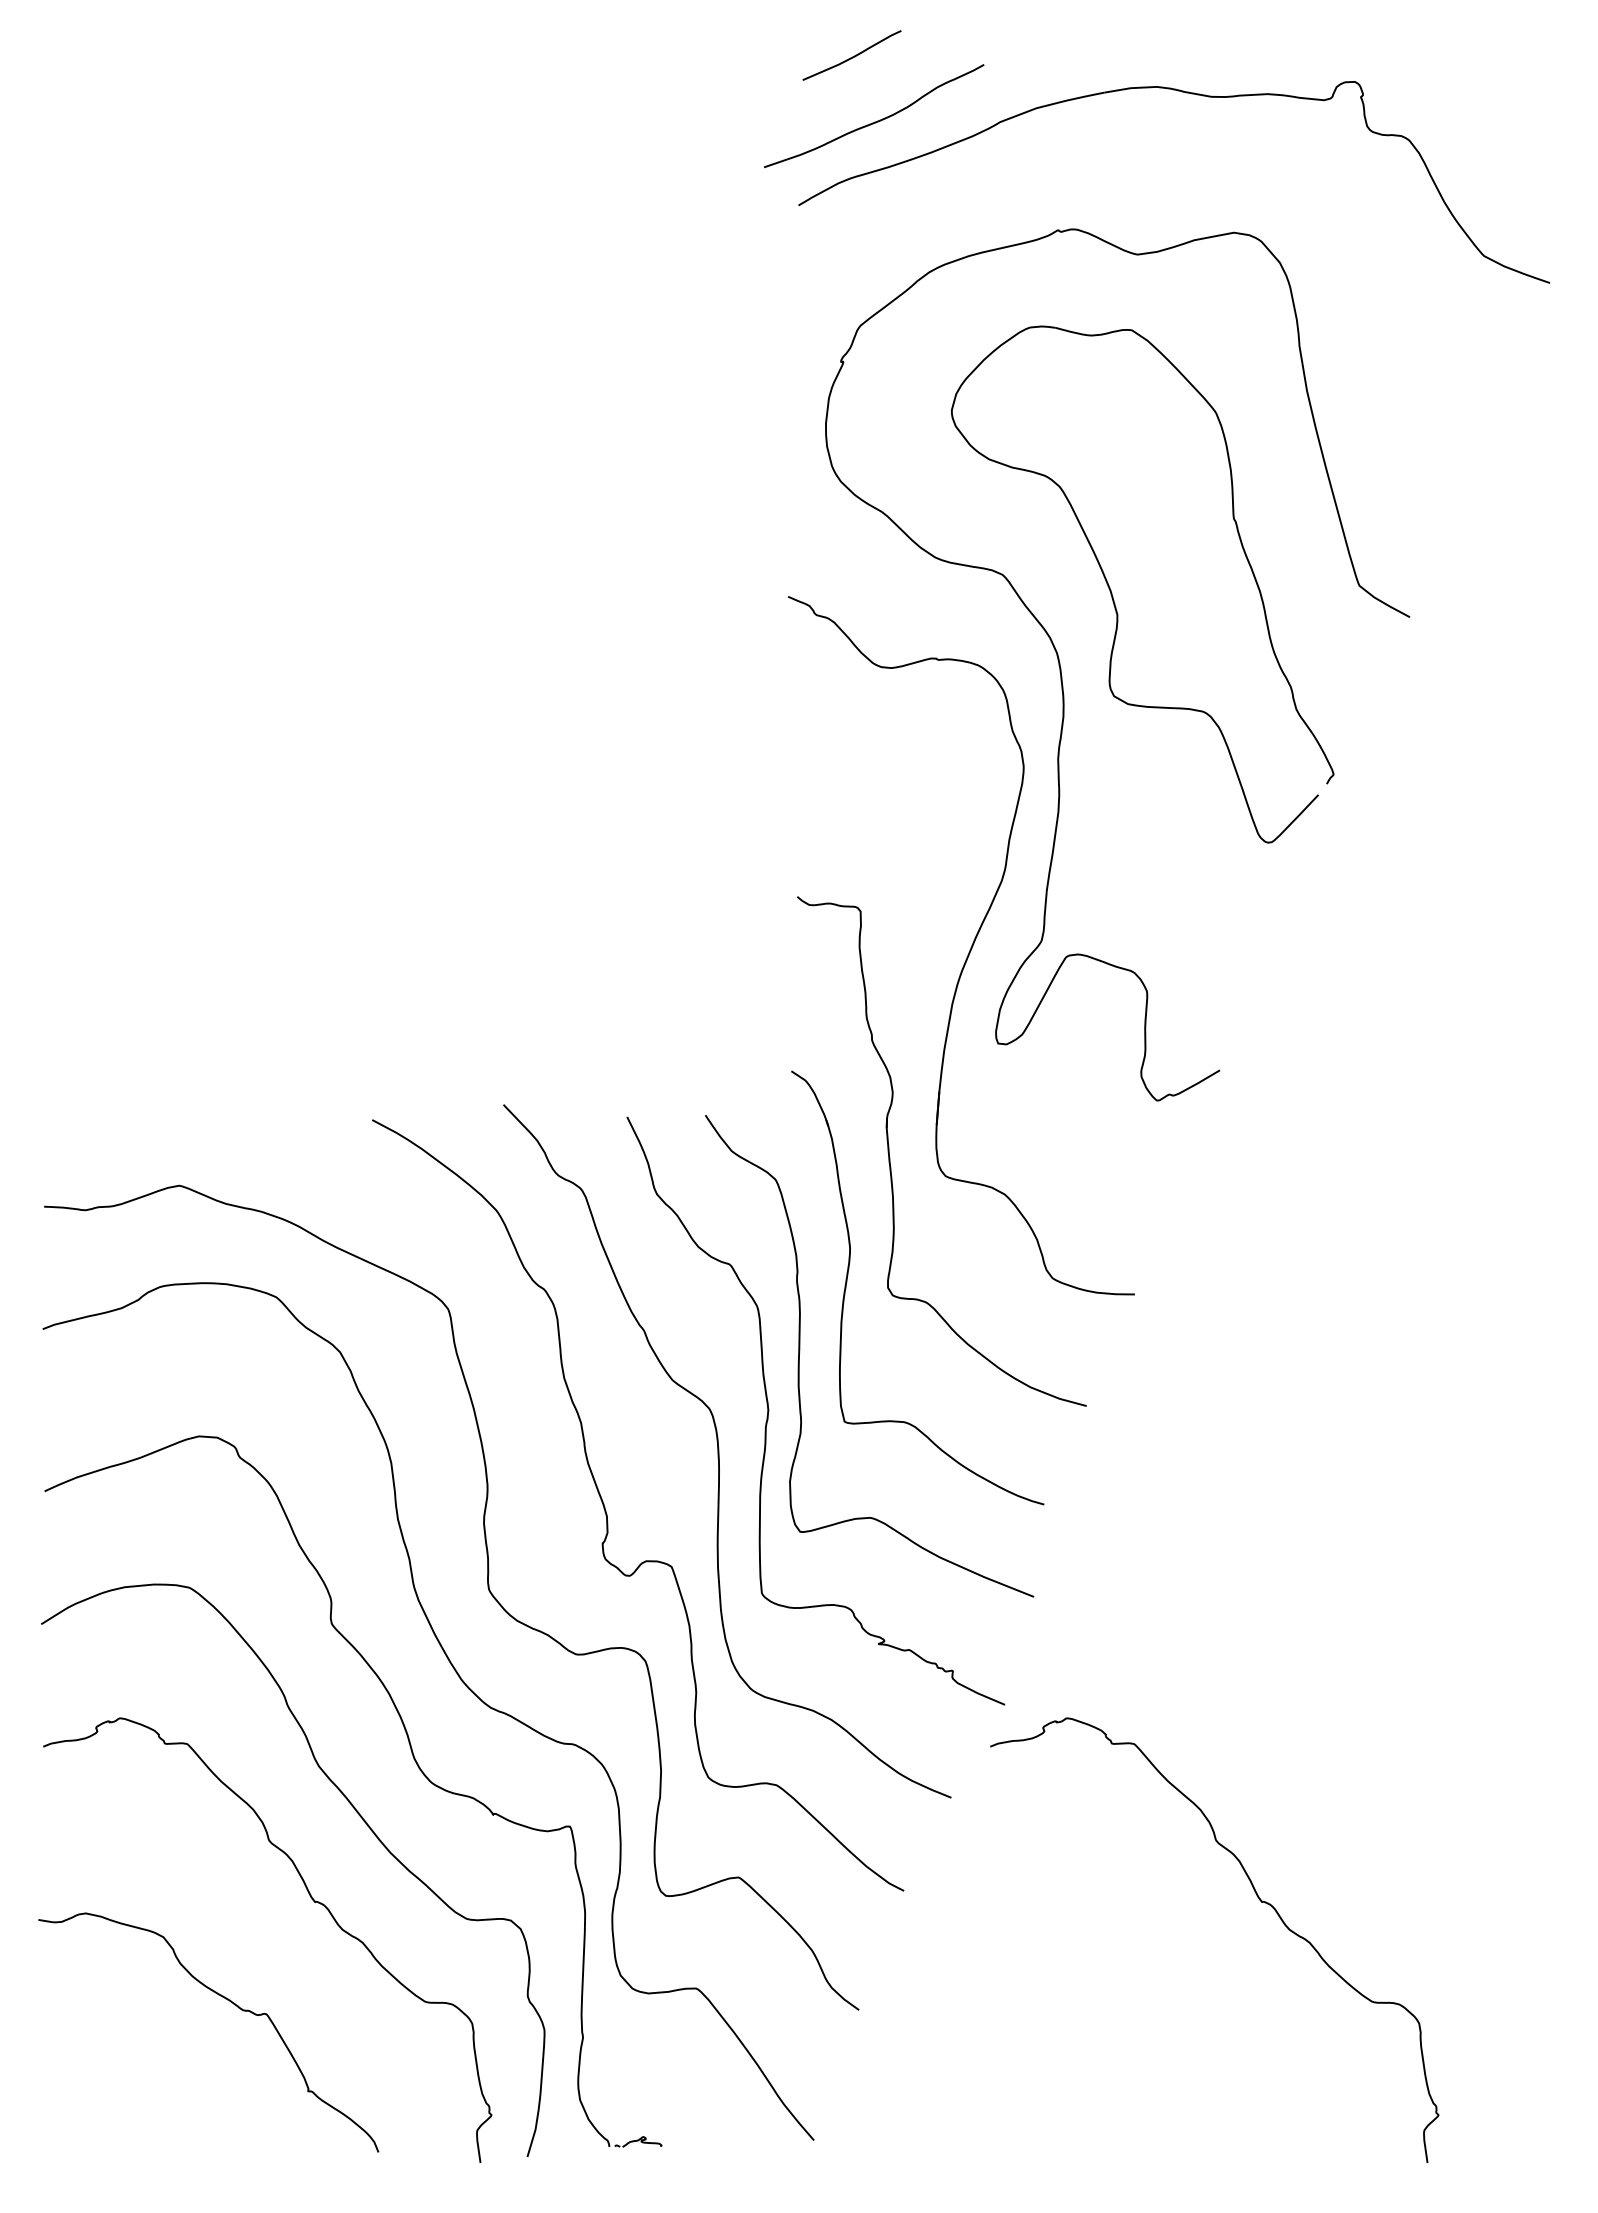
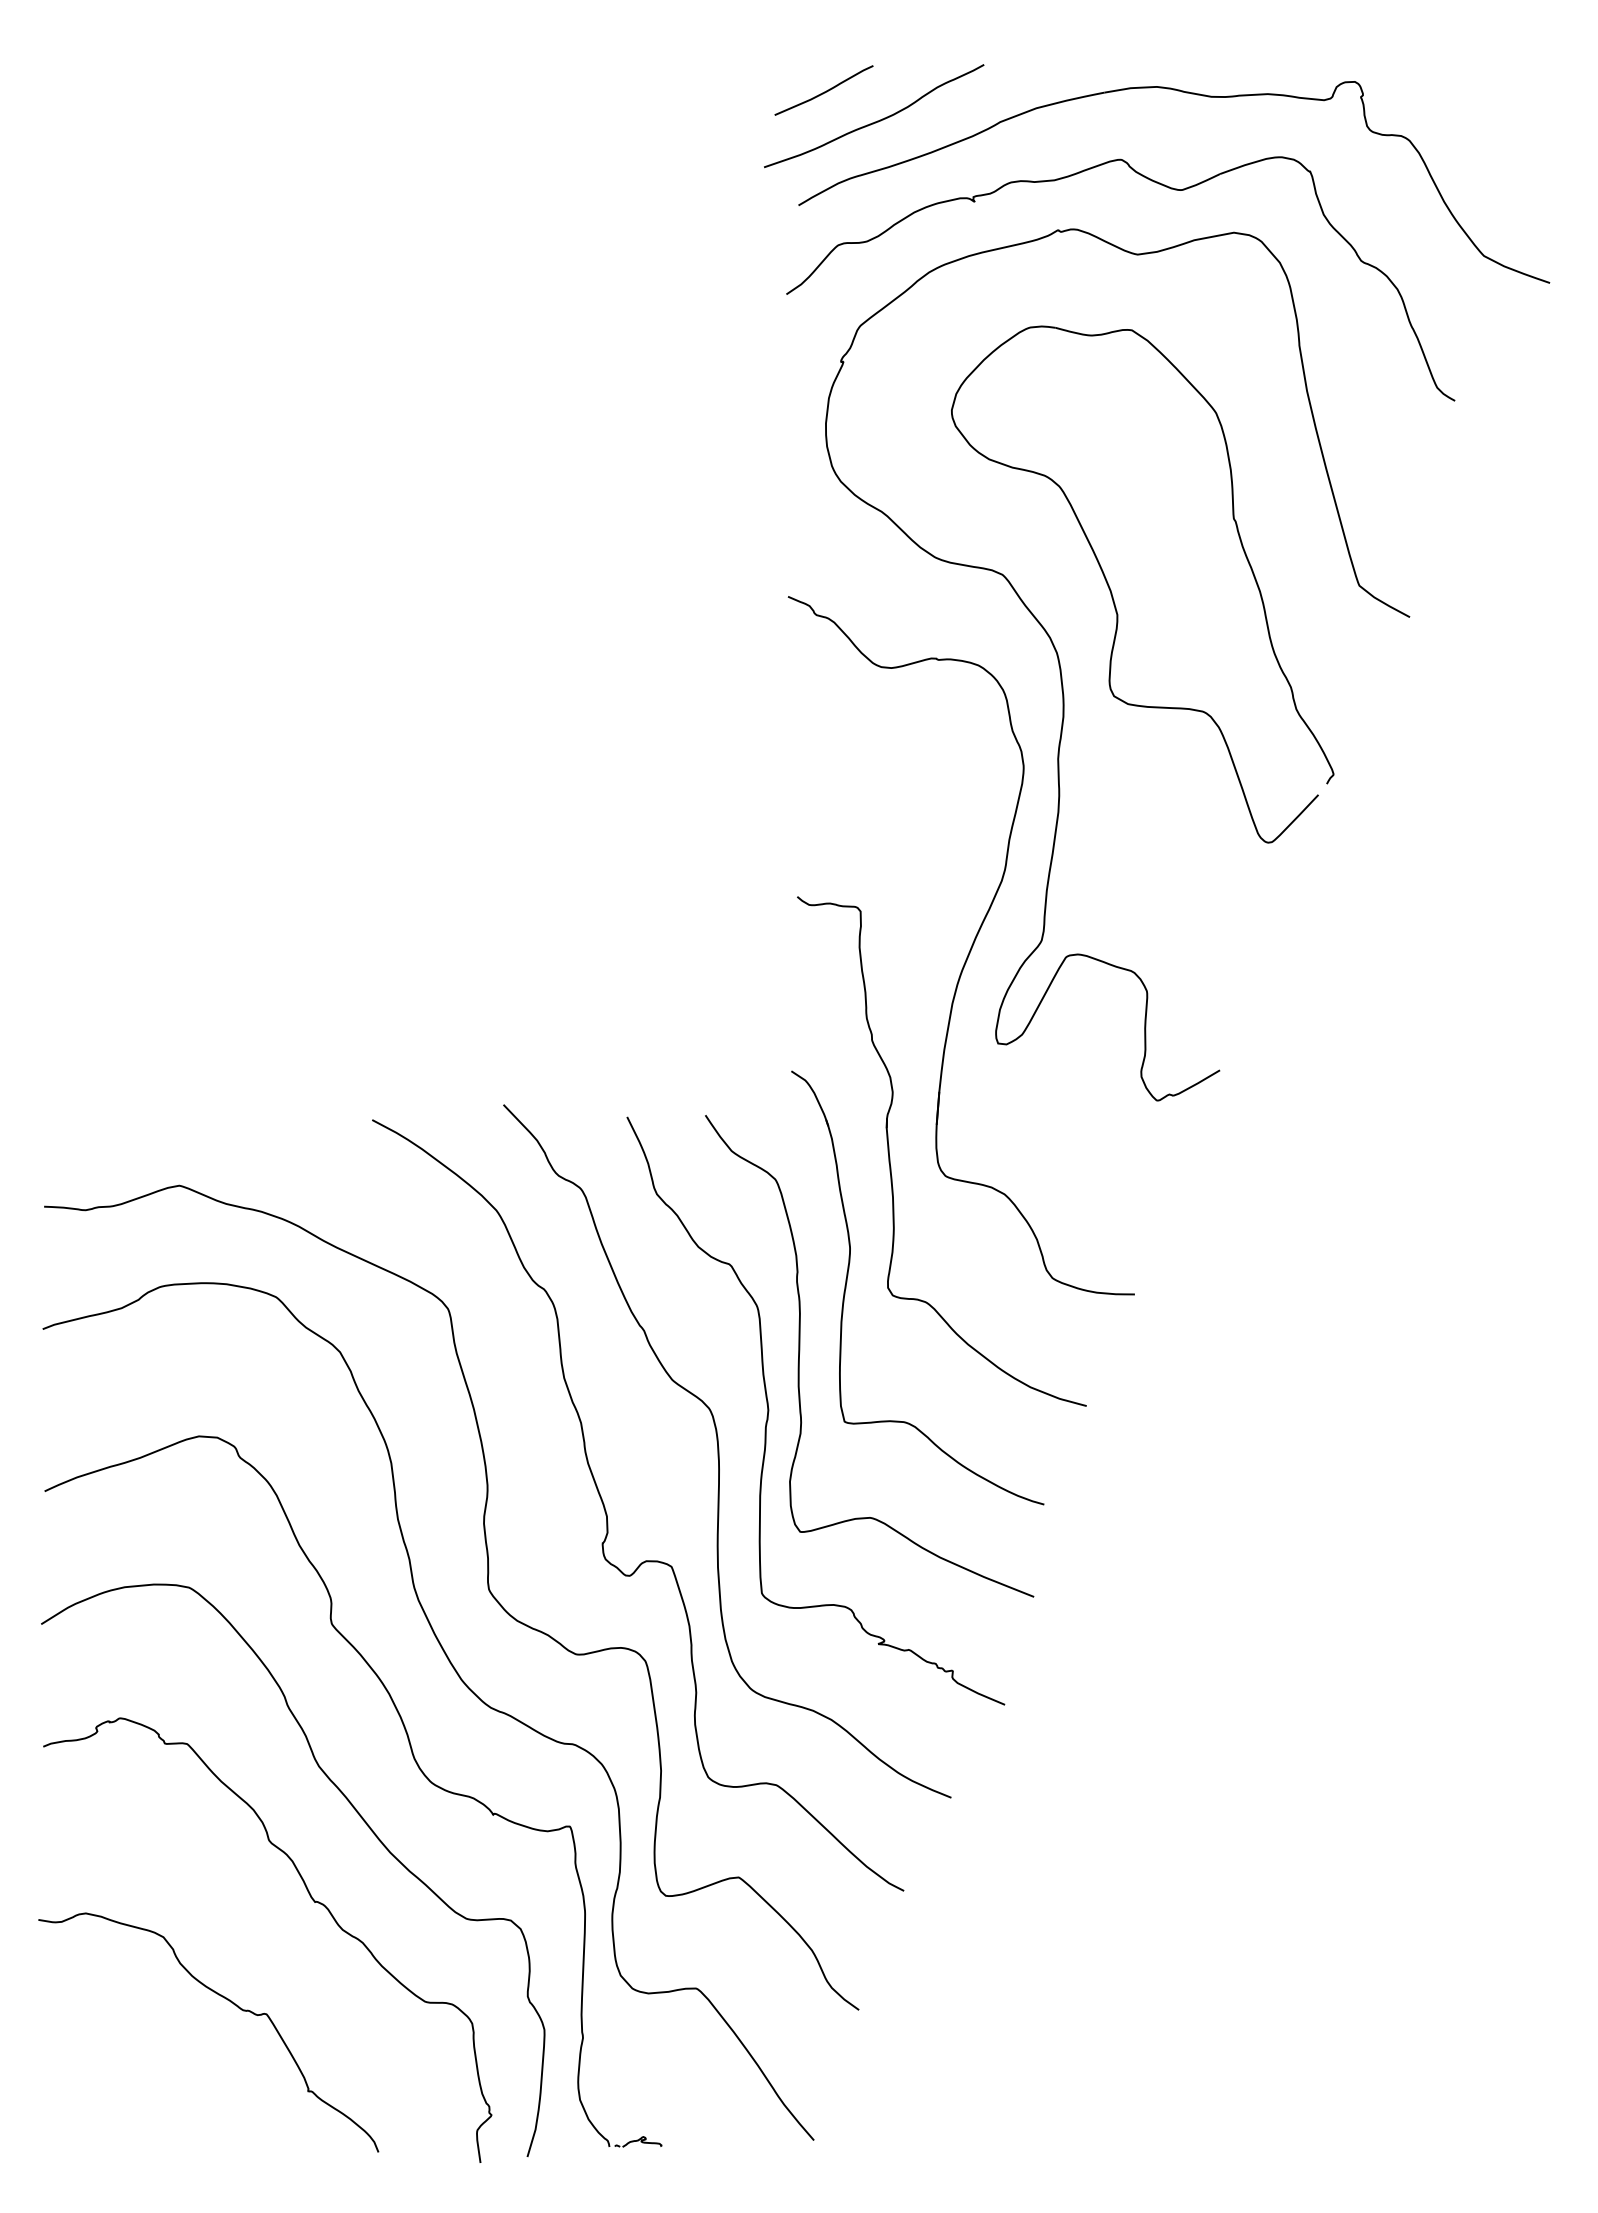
curve position: (852, 56) -> (824, 91) (824, 91)
part: none -> present (1158, 184)
curve: present -> none (1258, 1899)
